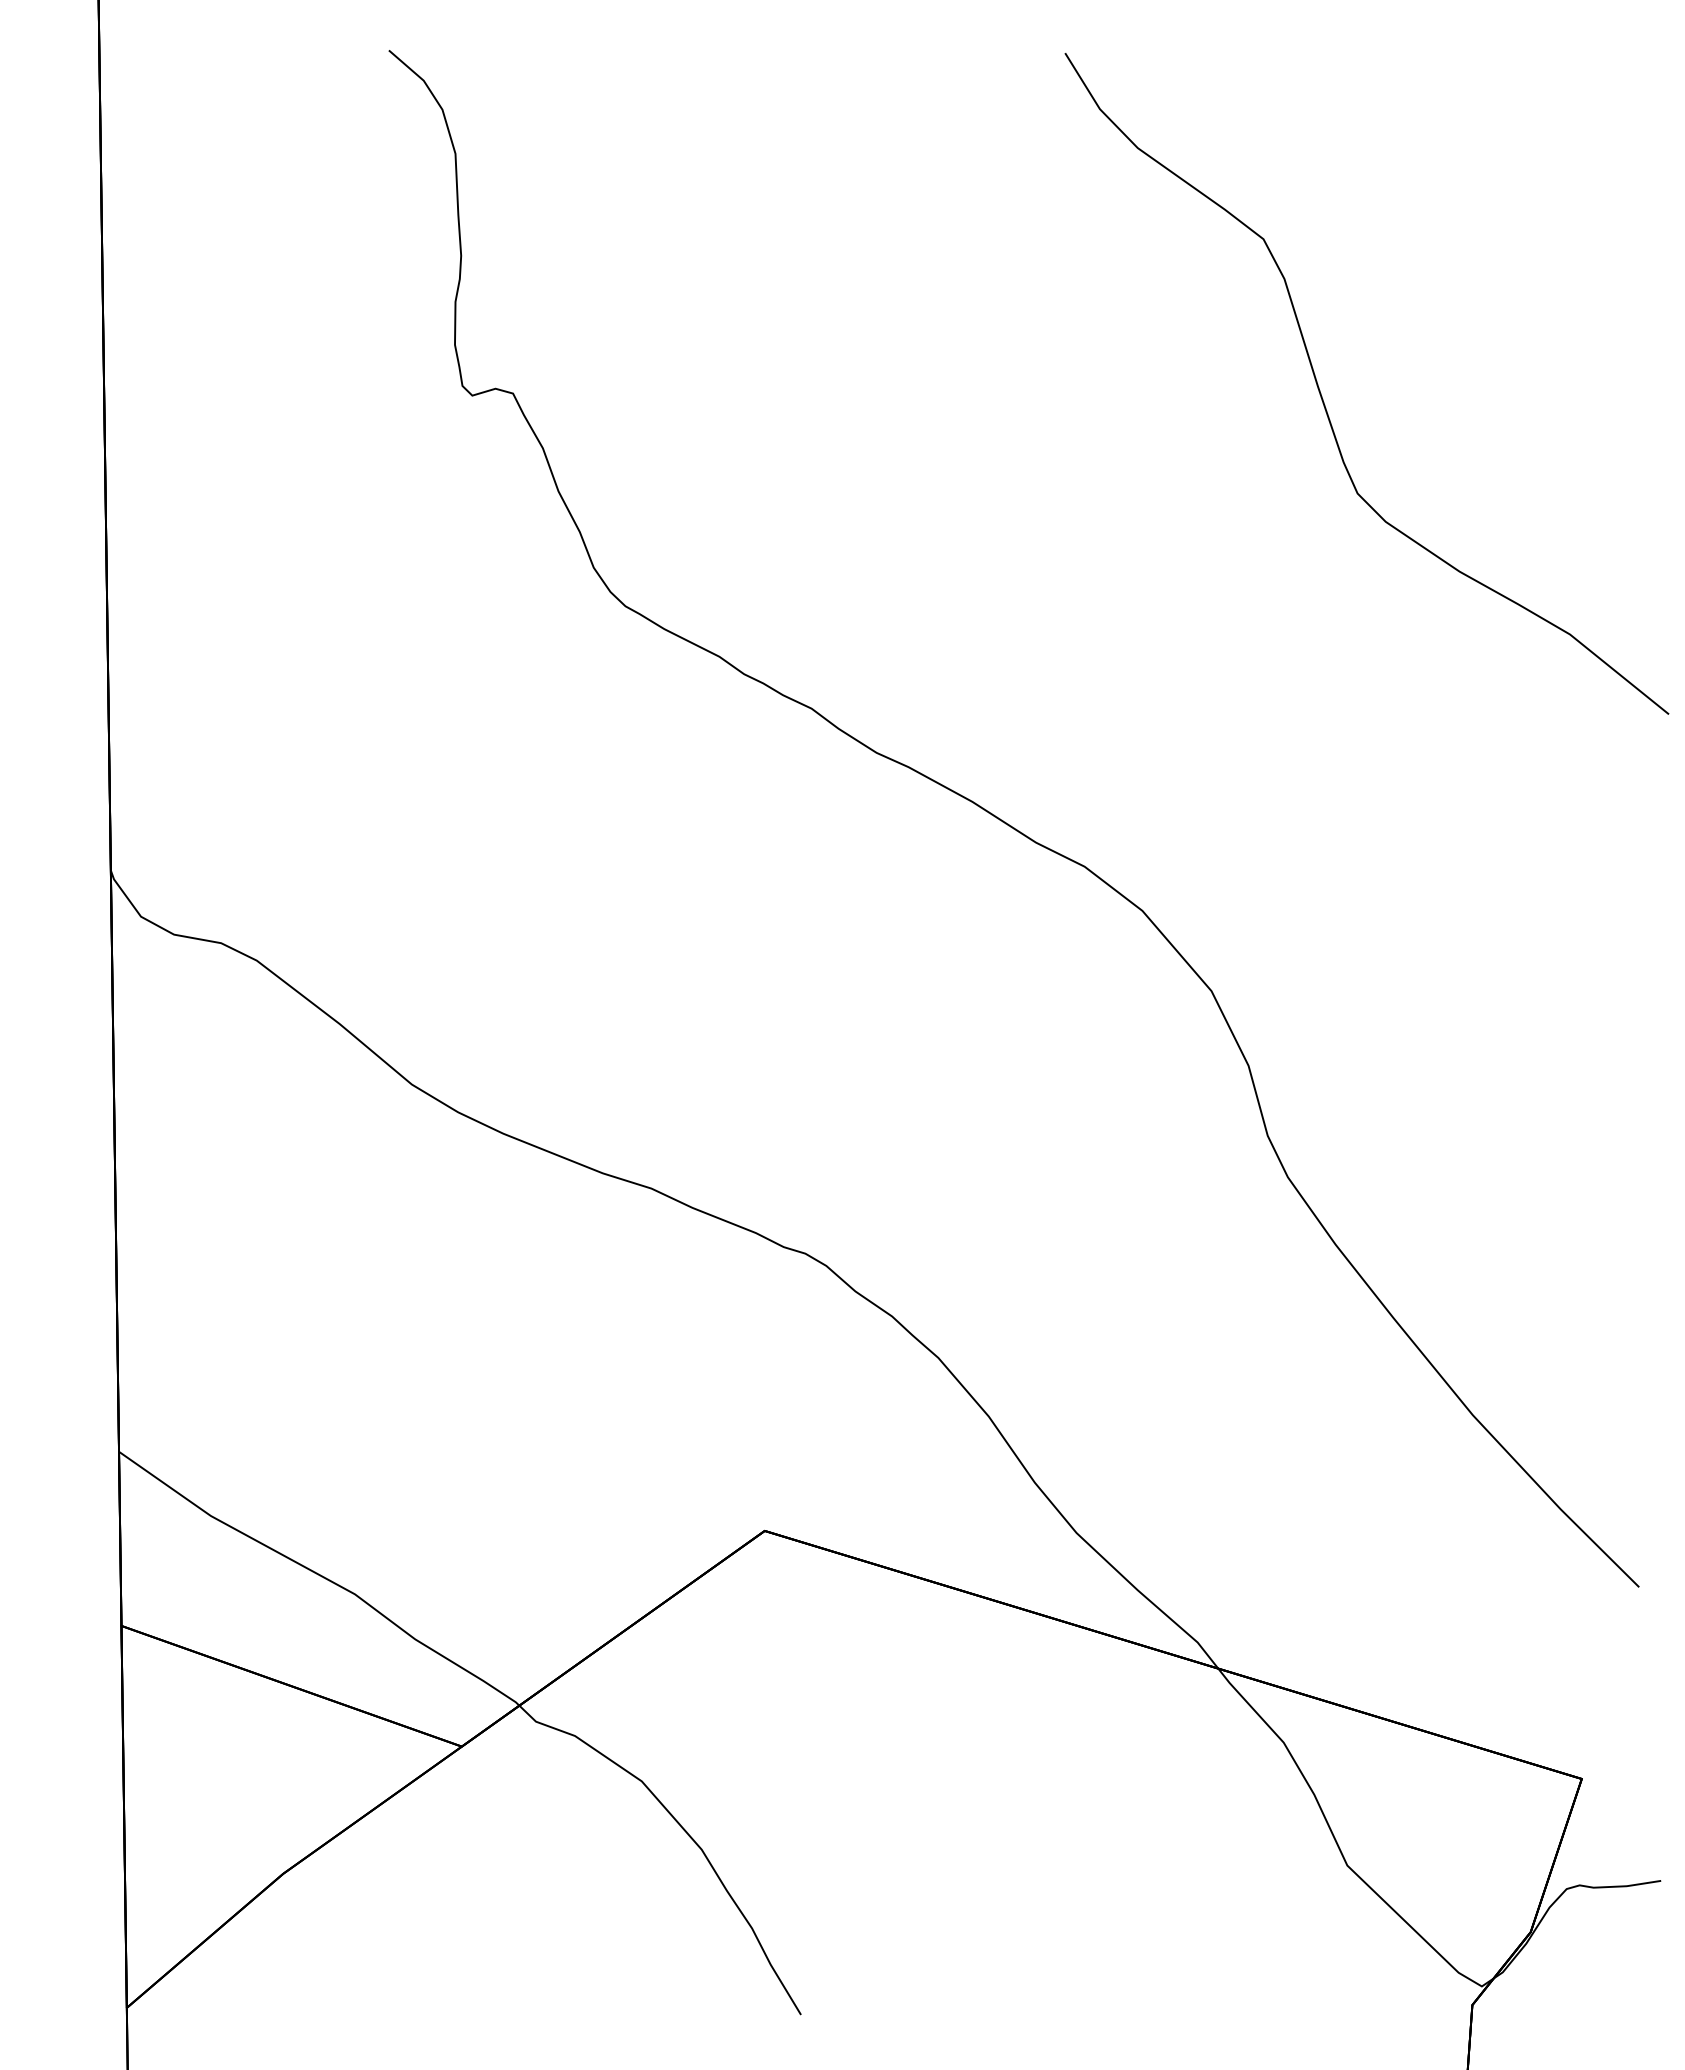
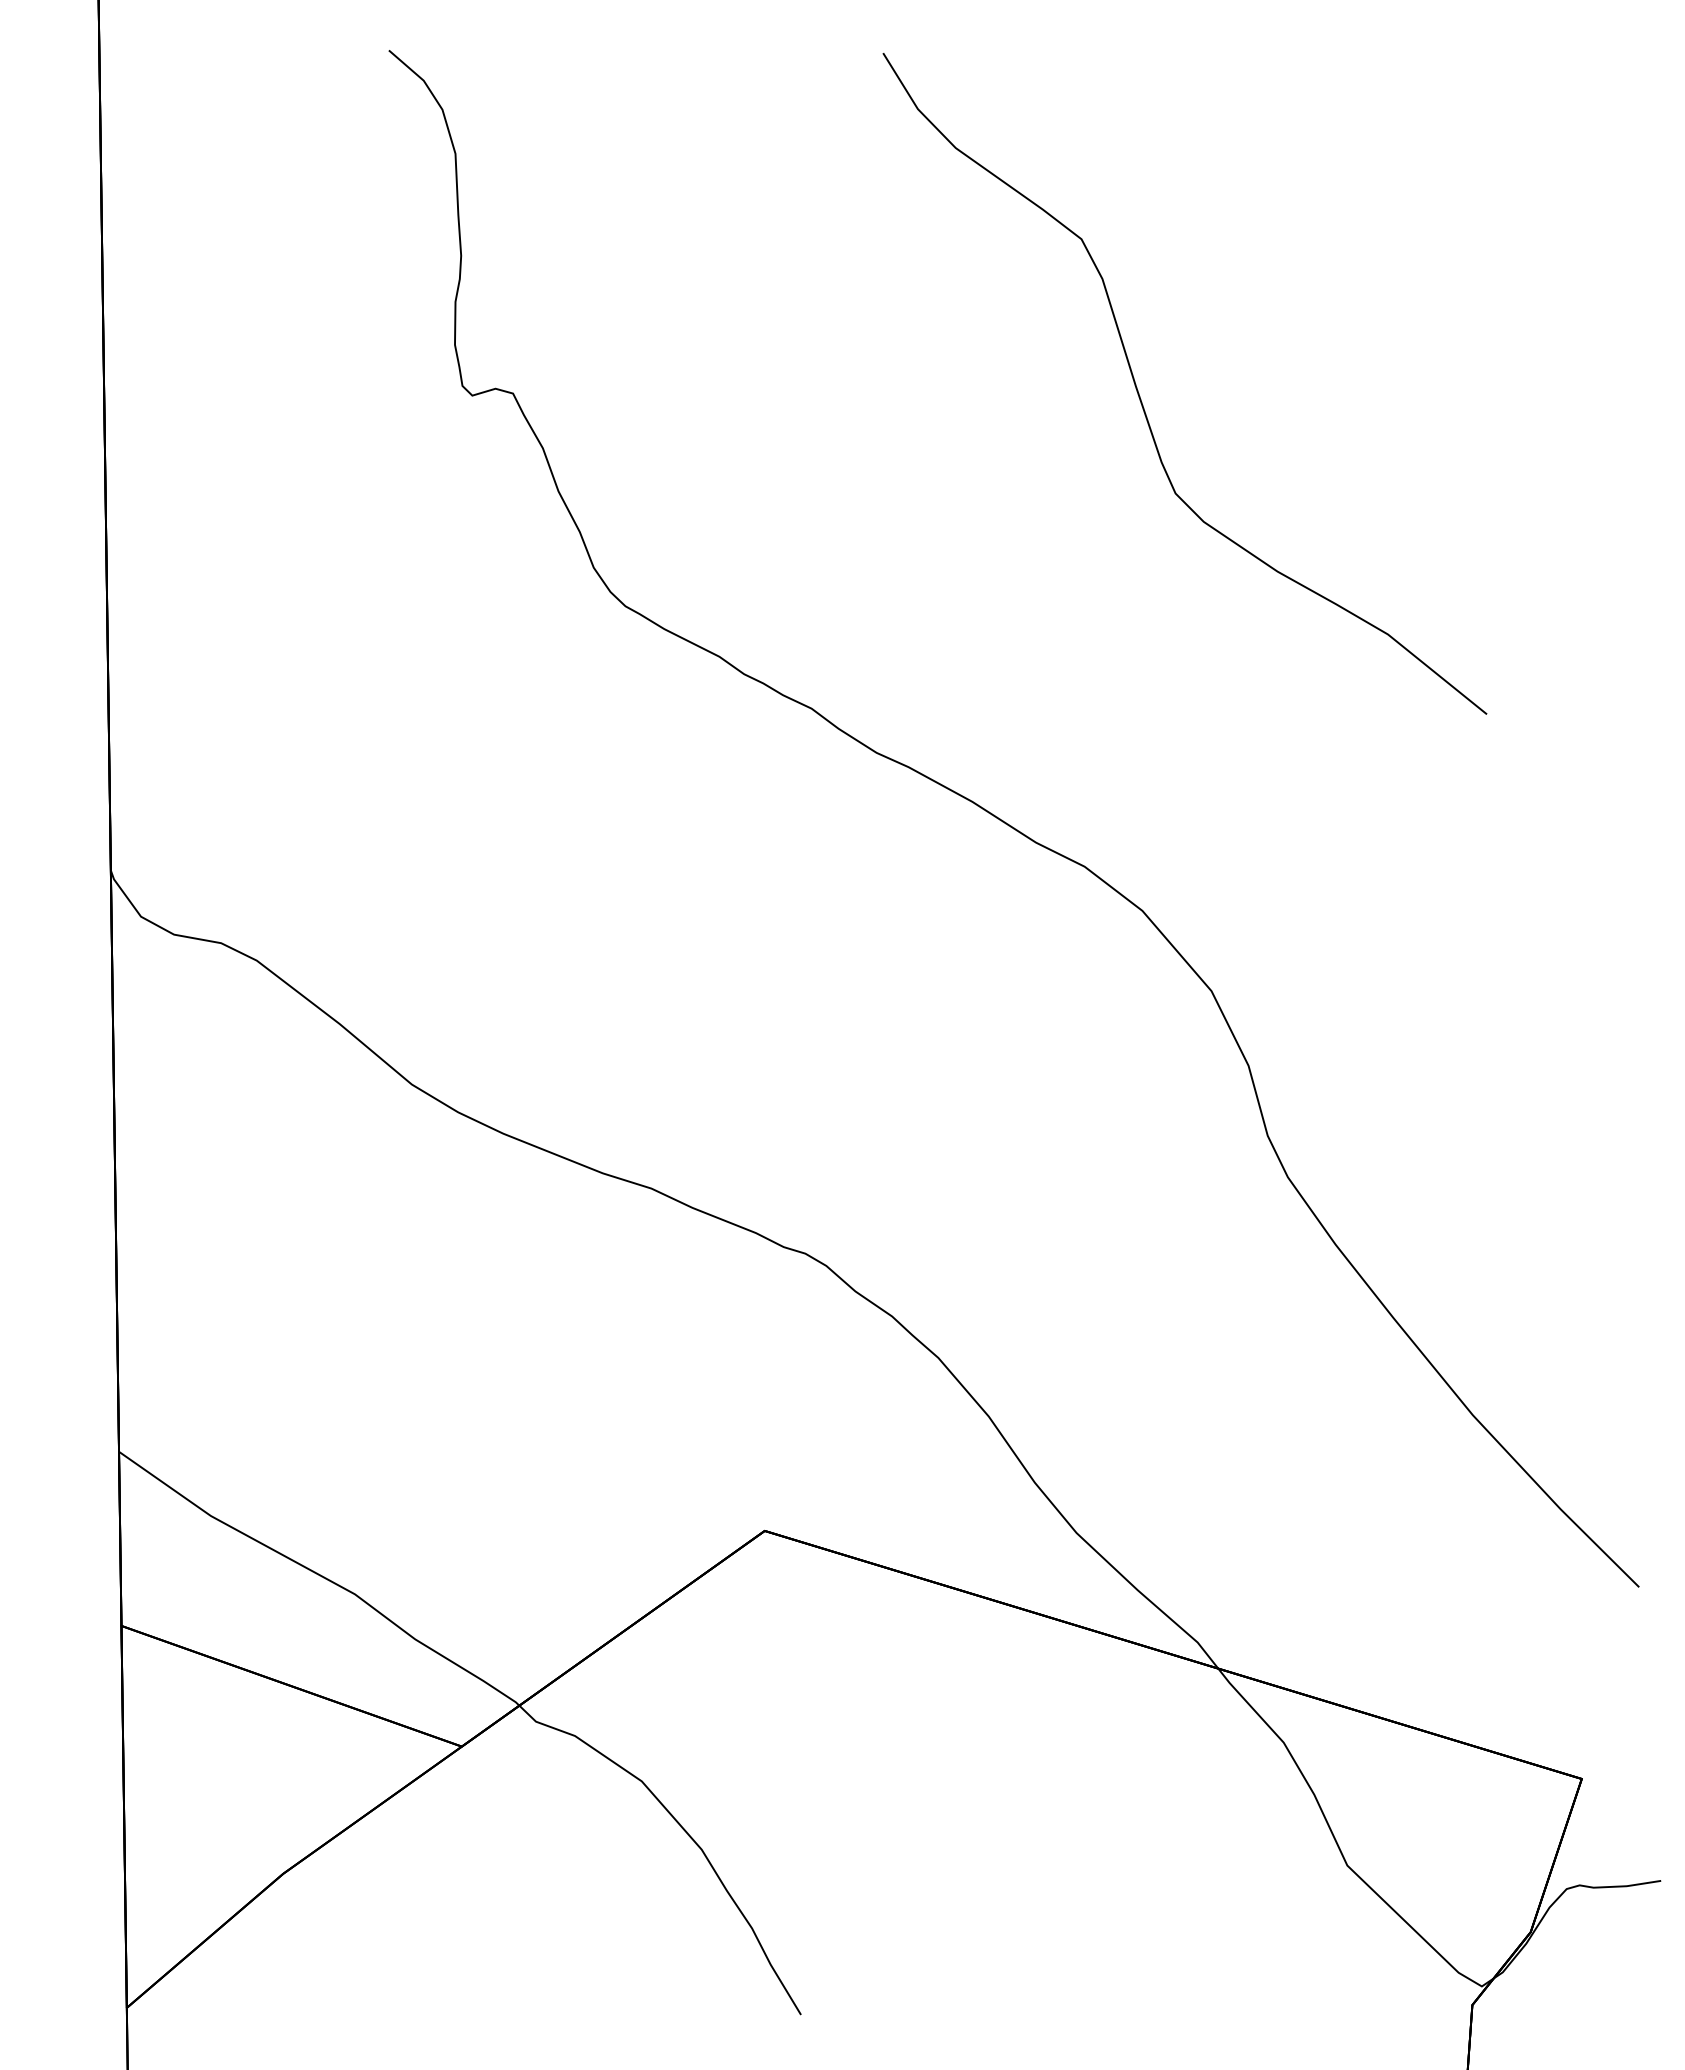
curve position: (1322, 396) -> (1140, 396) (1140, 396)
